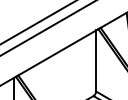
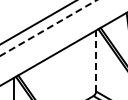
line: solid -> dashed (48, 28)
line: solid -> dashed (96, 61)
